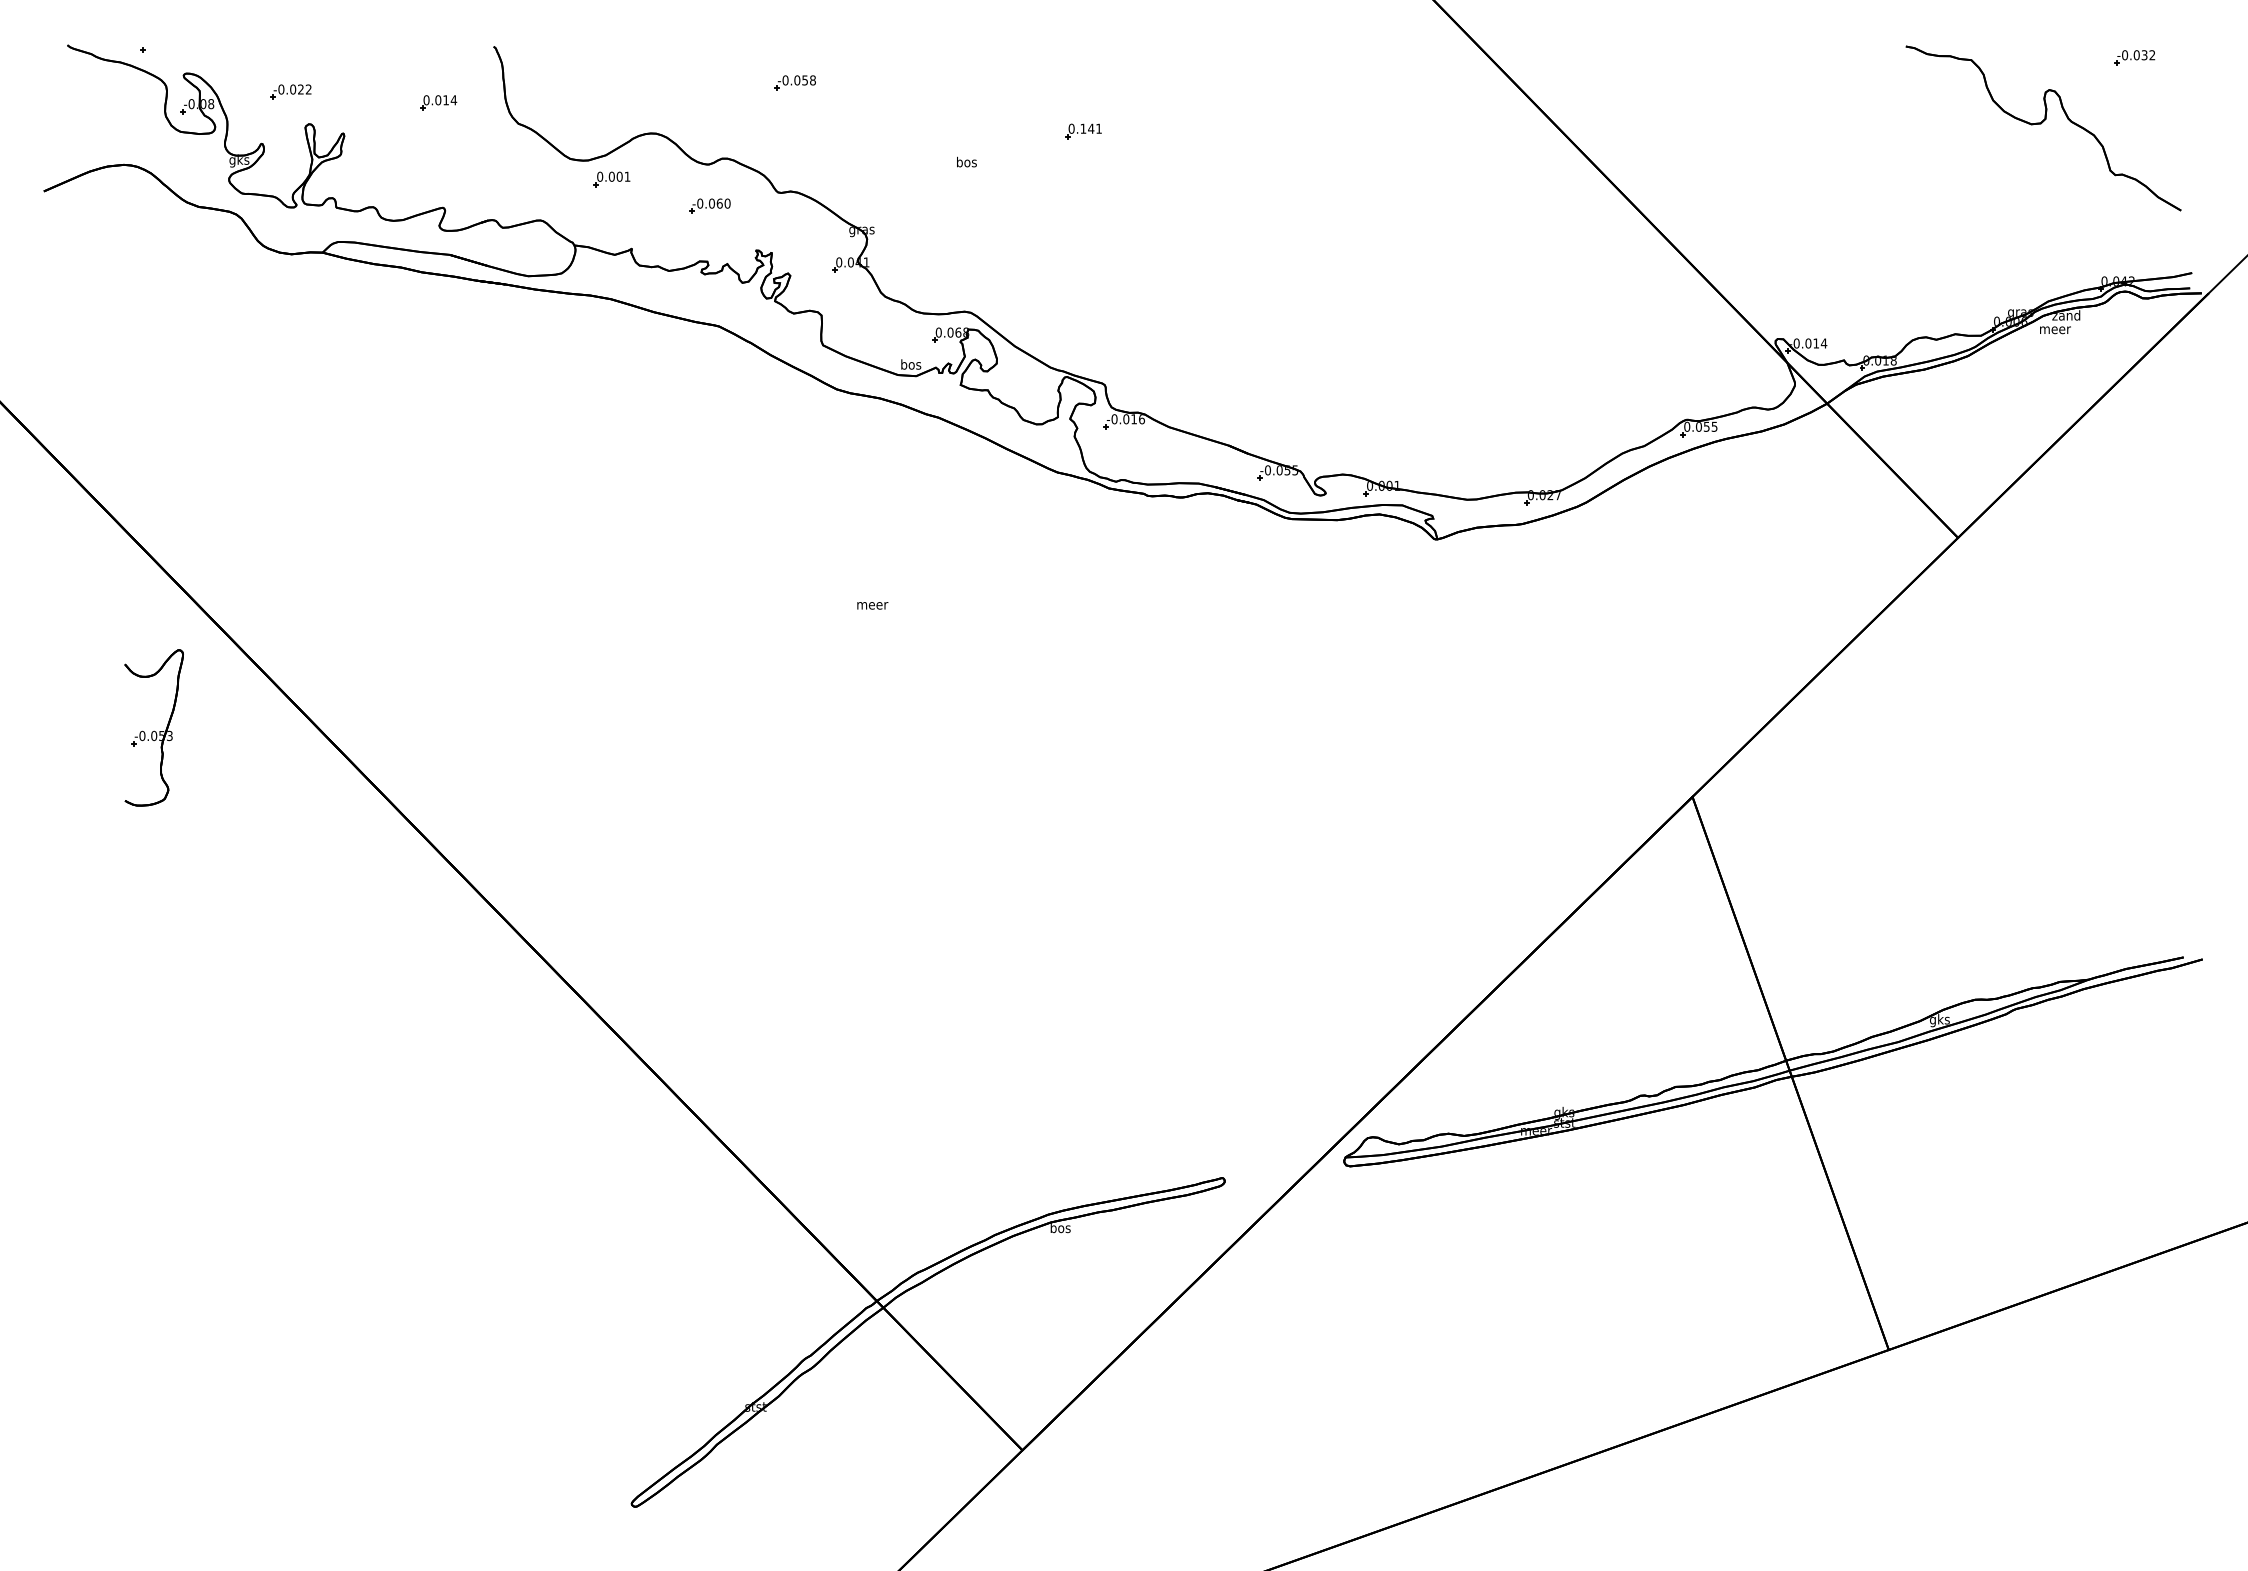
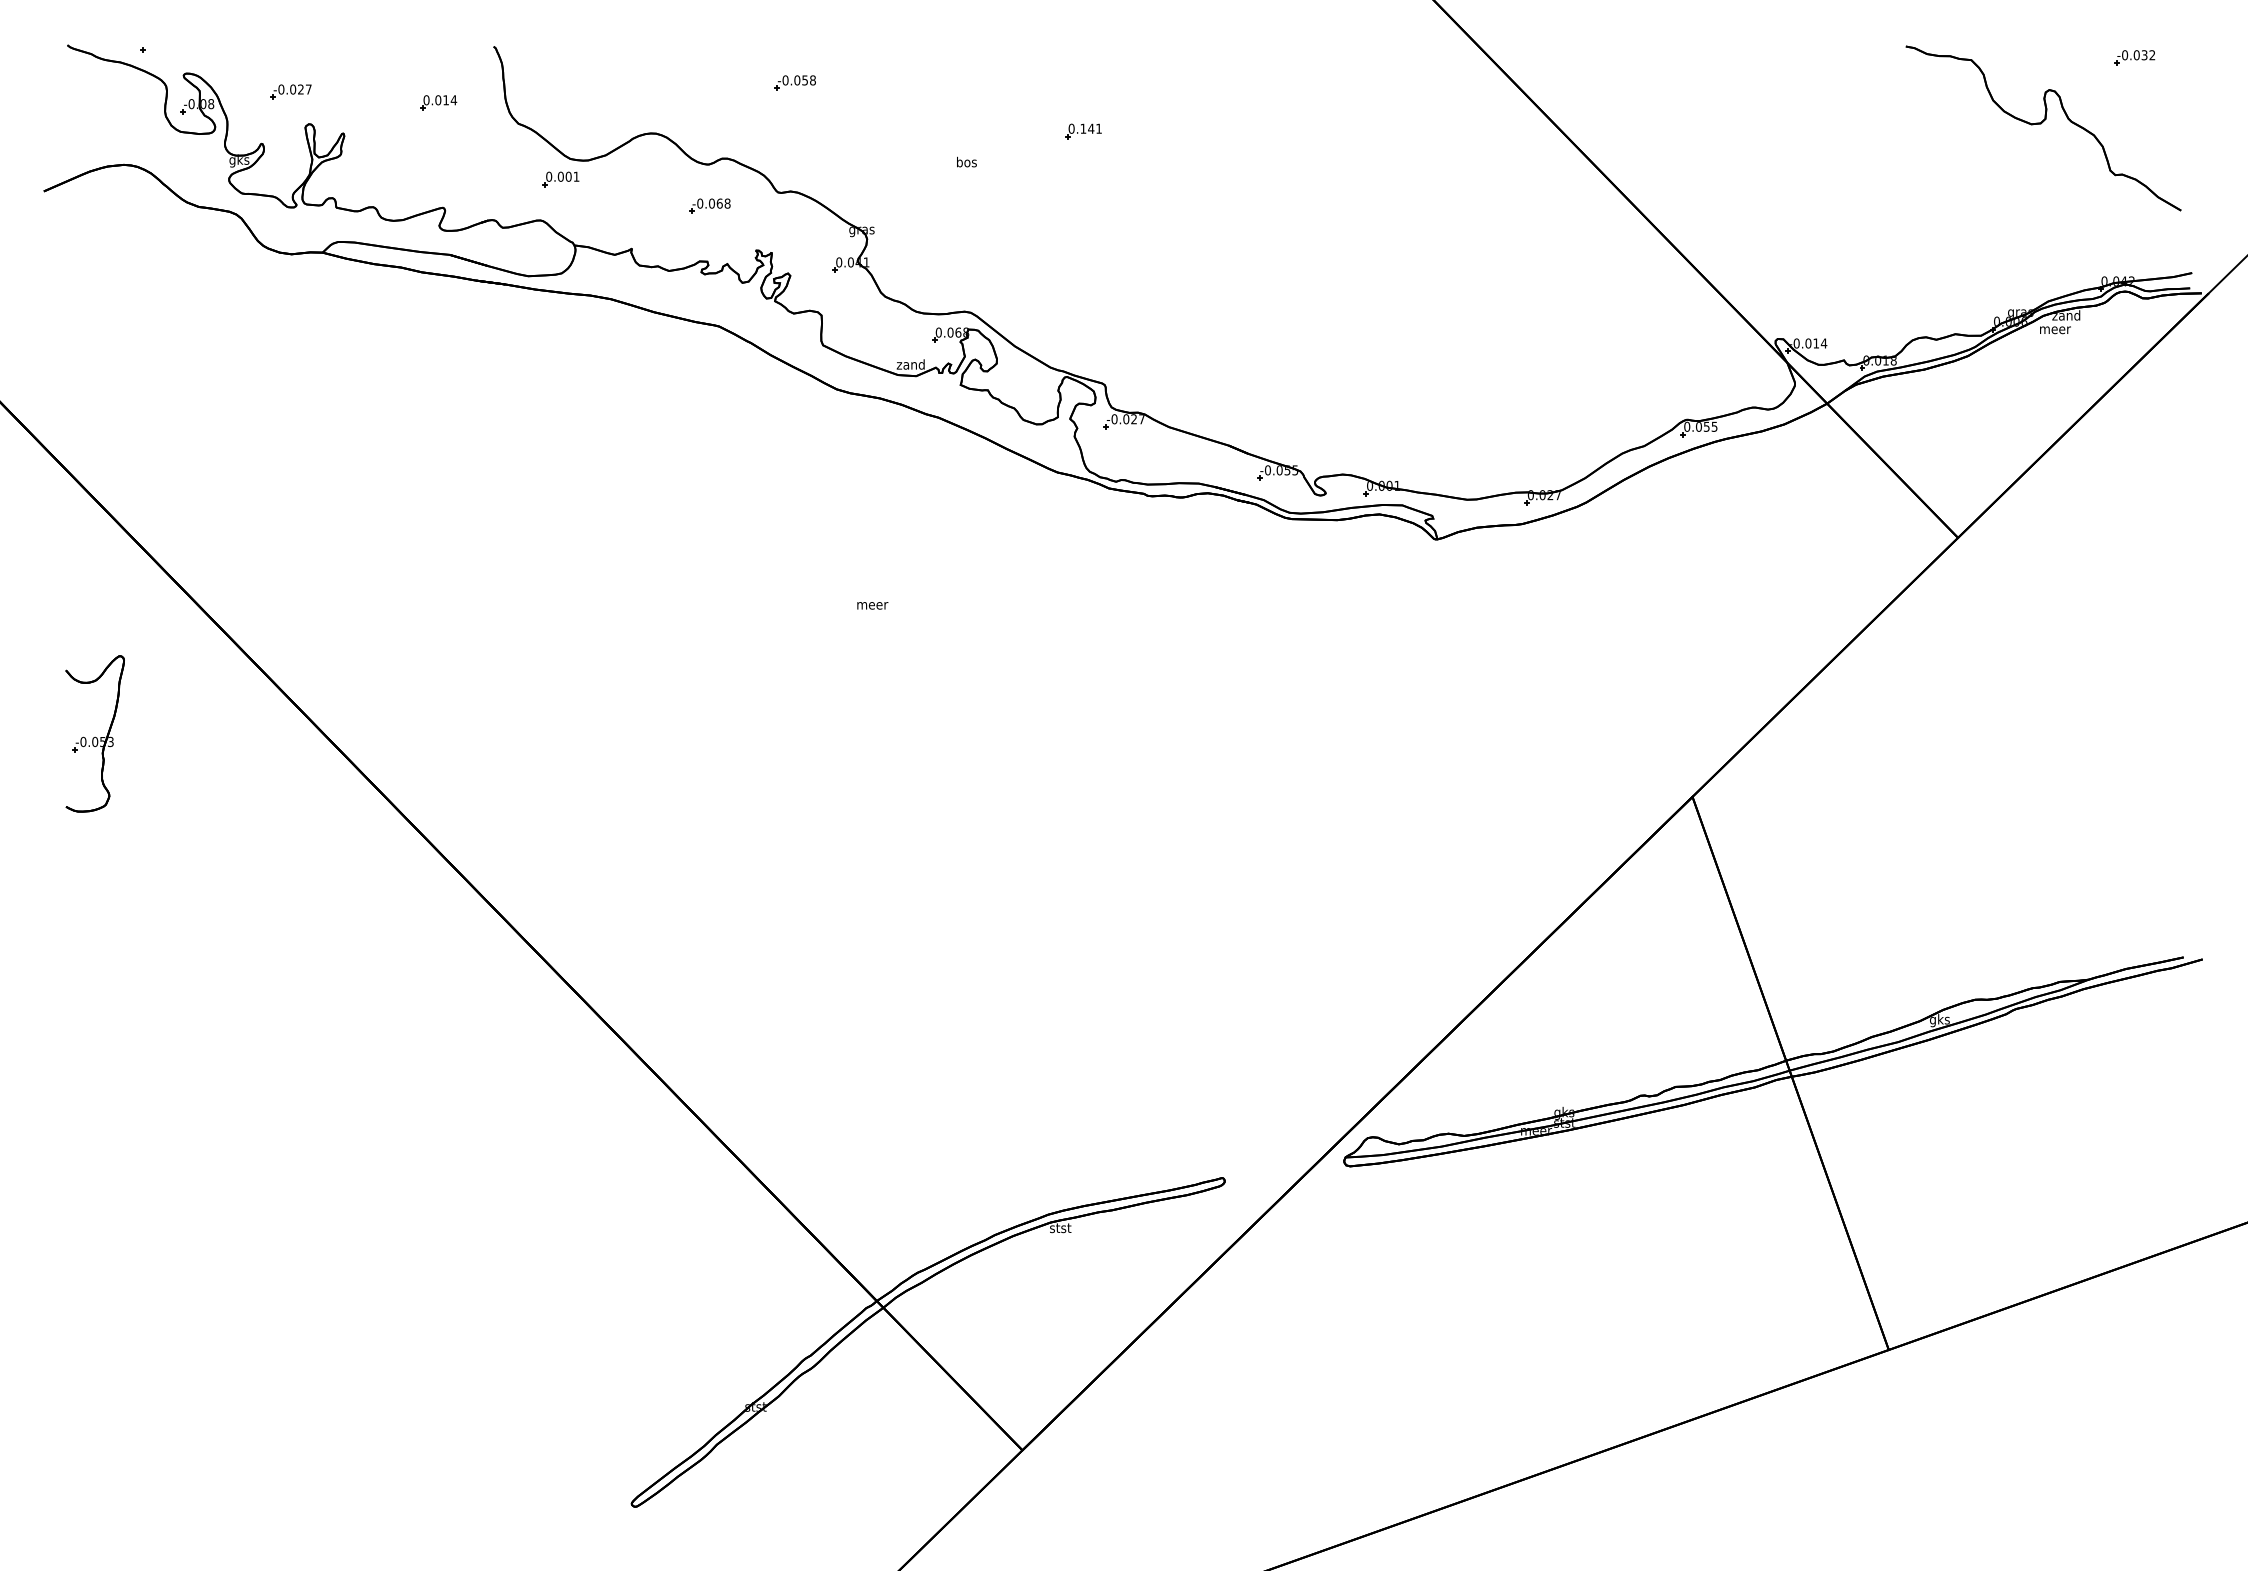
text: -0.022 -> -0.027 (308, 89)
part position: (611, 179) -> (560, 179) (560, 179)
text: -0.060 -> -0.068 (727, 203)
text: bos -> zand (910, 364)
text: -0.016 -> -0.027 (1137, 419)
part position: (153, 727) -> (94, 733) (94, 733)
text: bos -> stst (1060, 1228)
